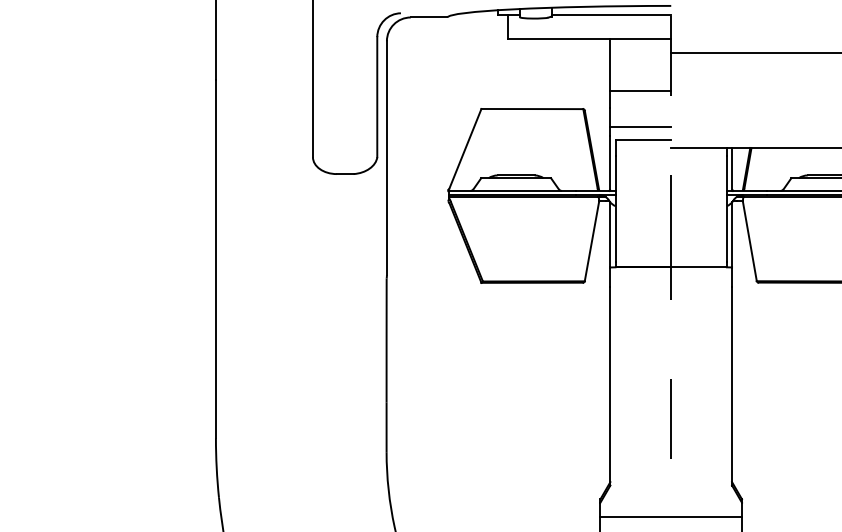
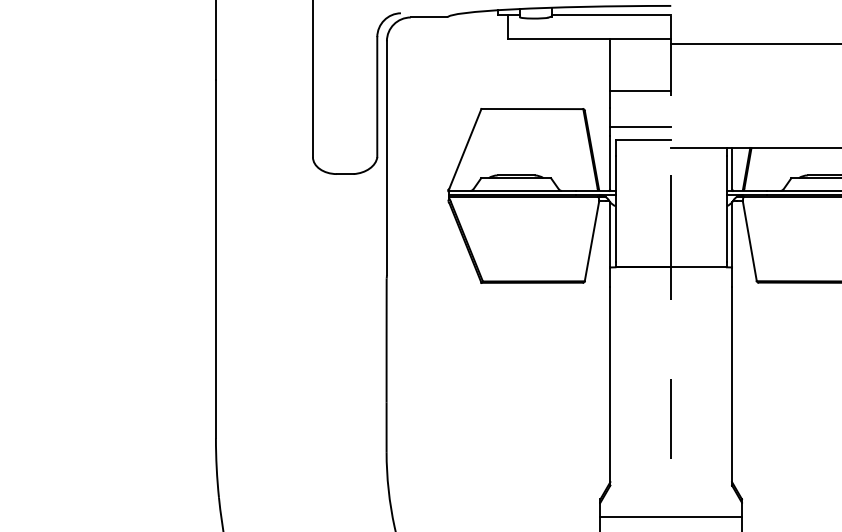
line position: (754, 52) -> (754, 43) (754, 43)
